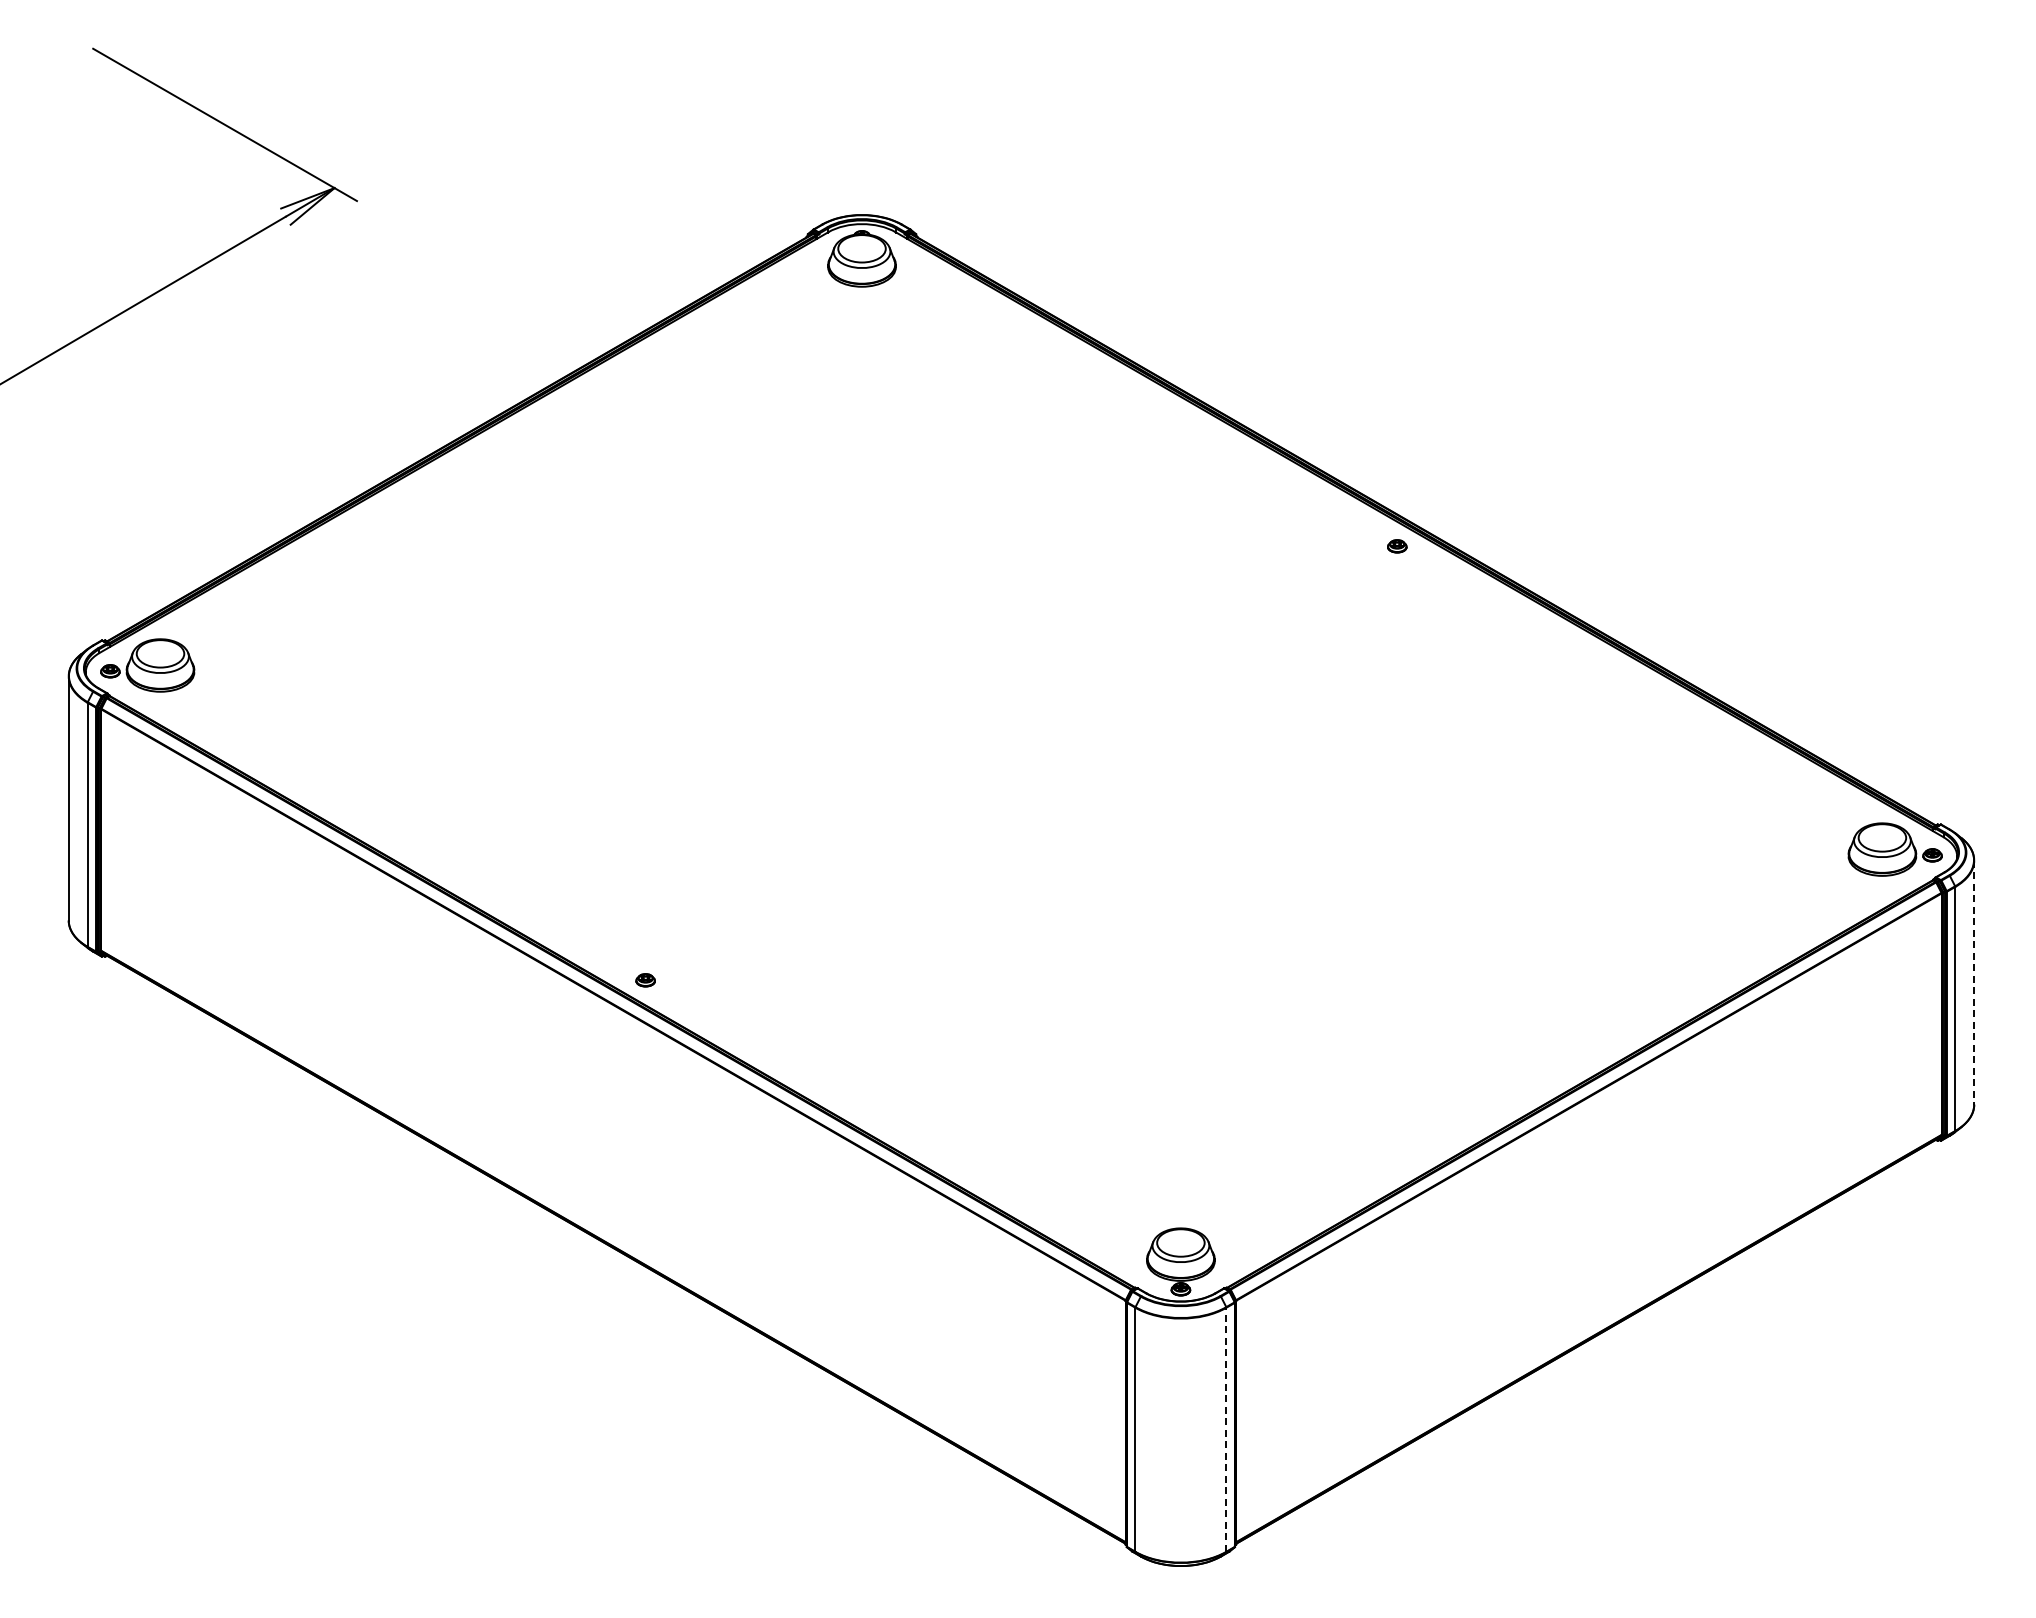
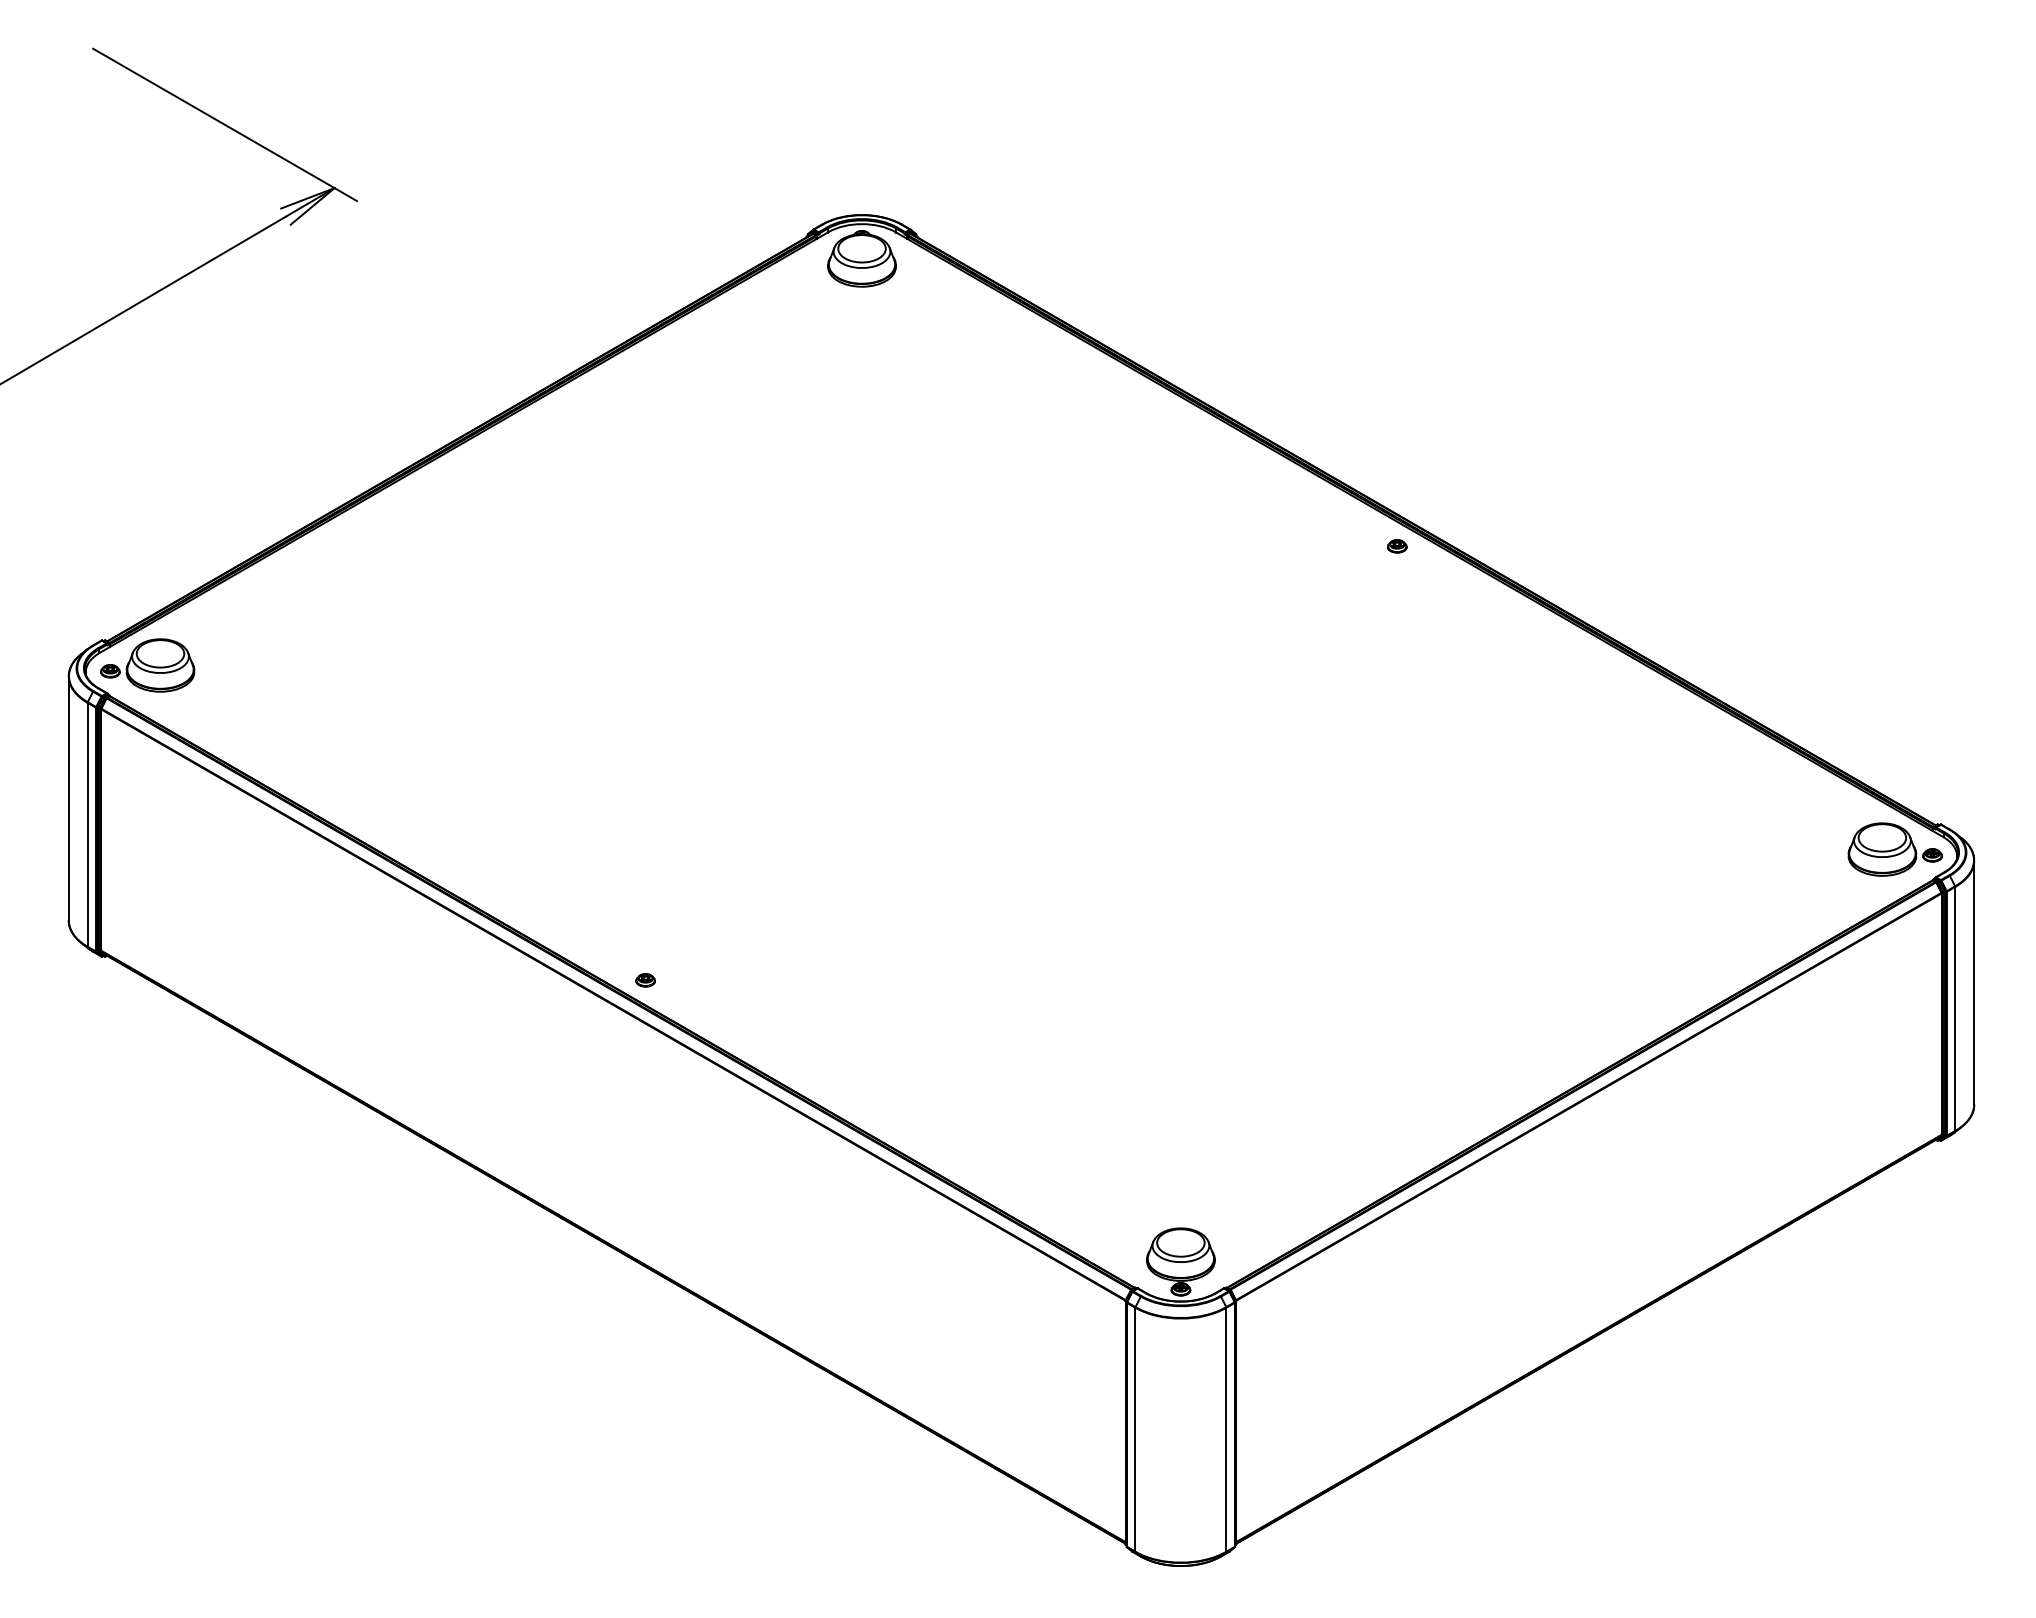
line: dashed -> solid (1974, 983)
line: dashed -> solid (1226, 1429)
